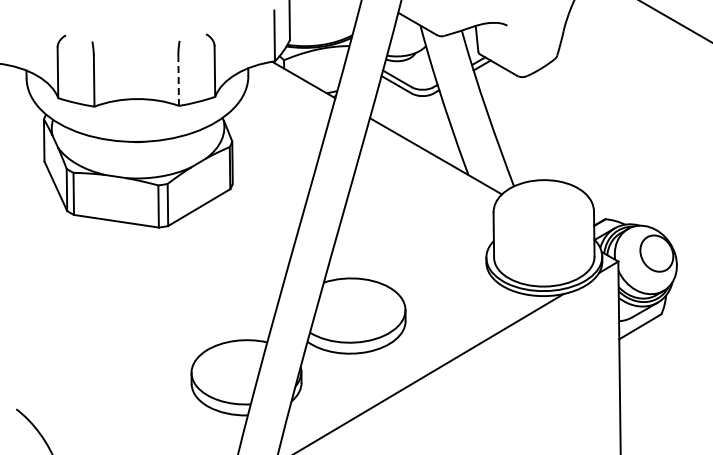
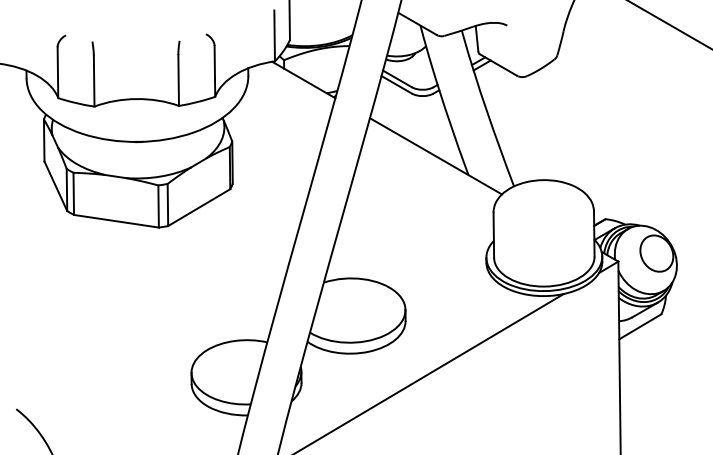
line position: (675, 21) -> (669, 24) (669, 24)
line: dashed -> solid (178, 80)
